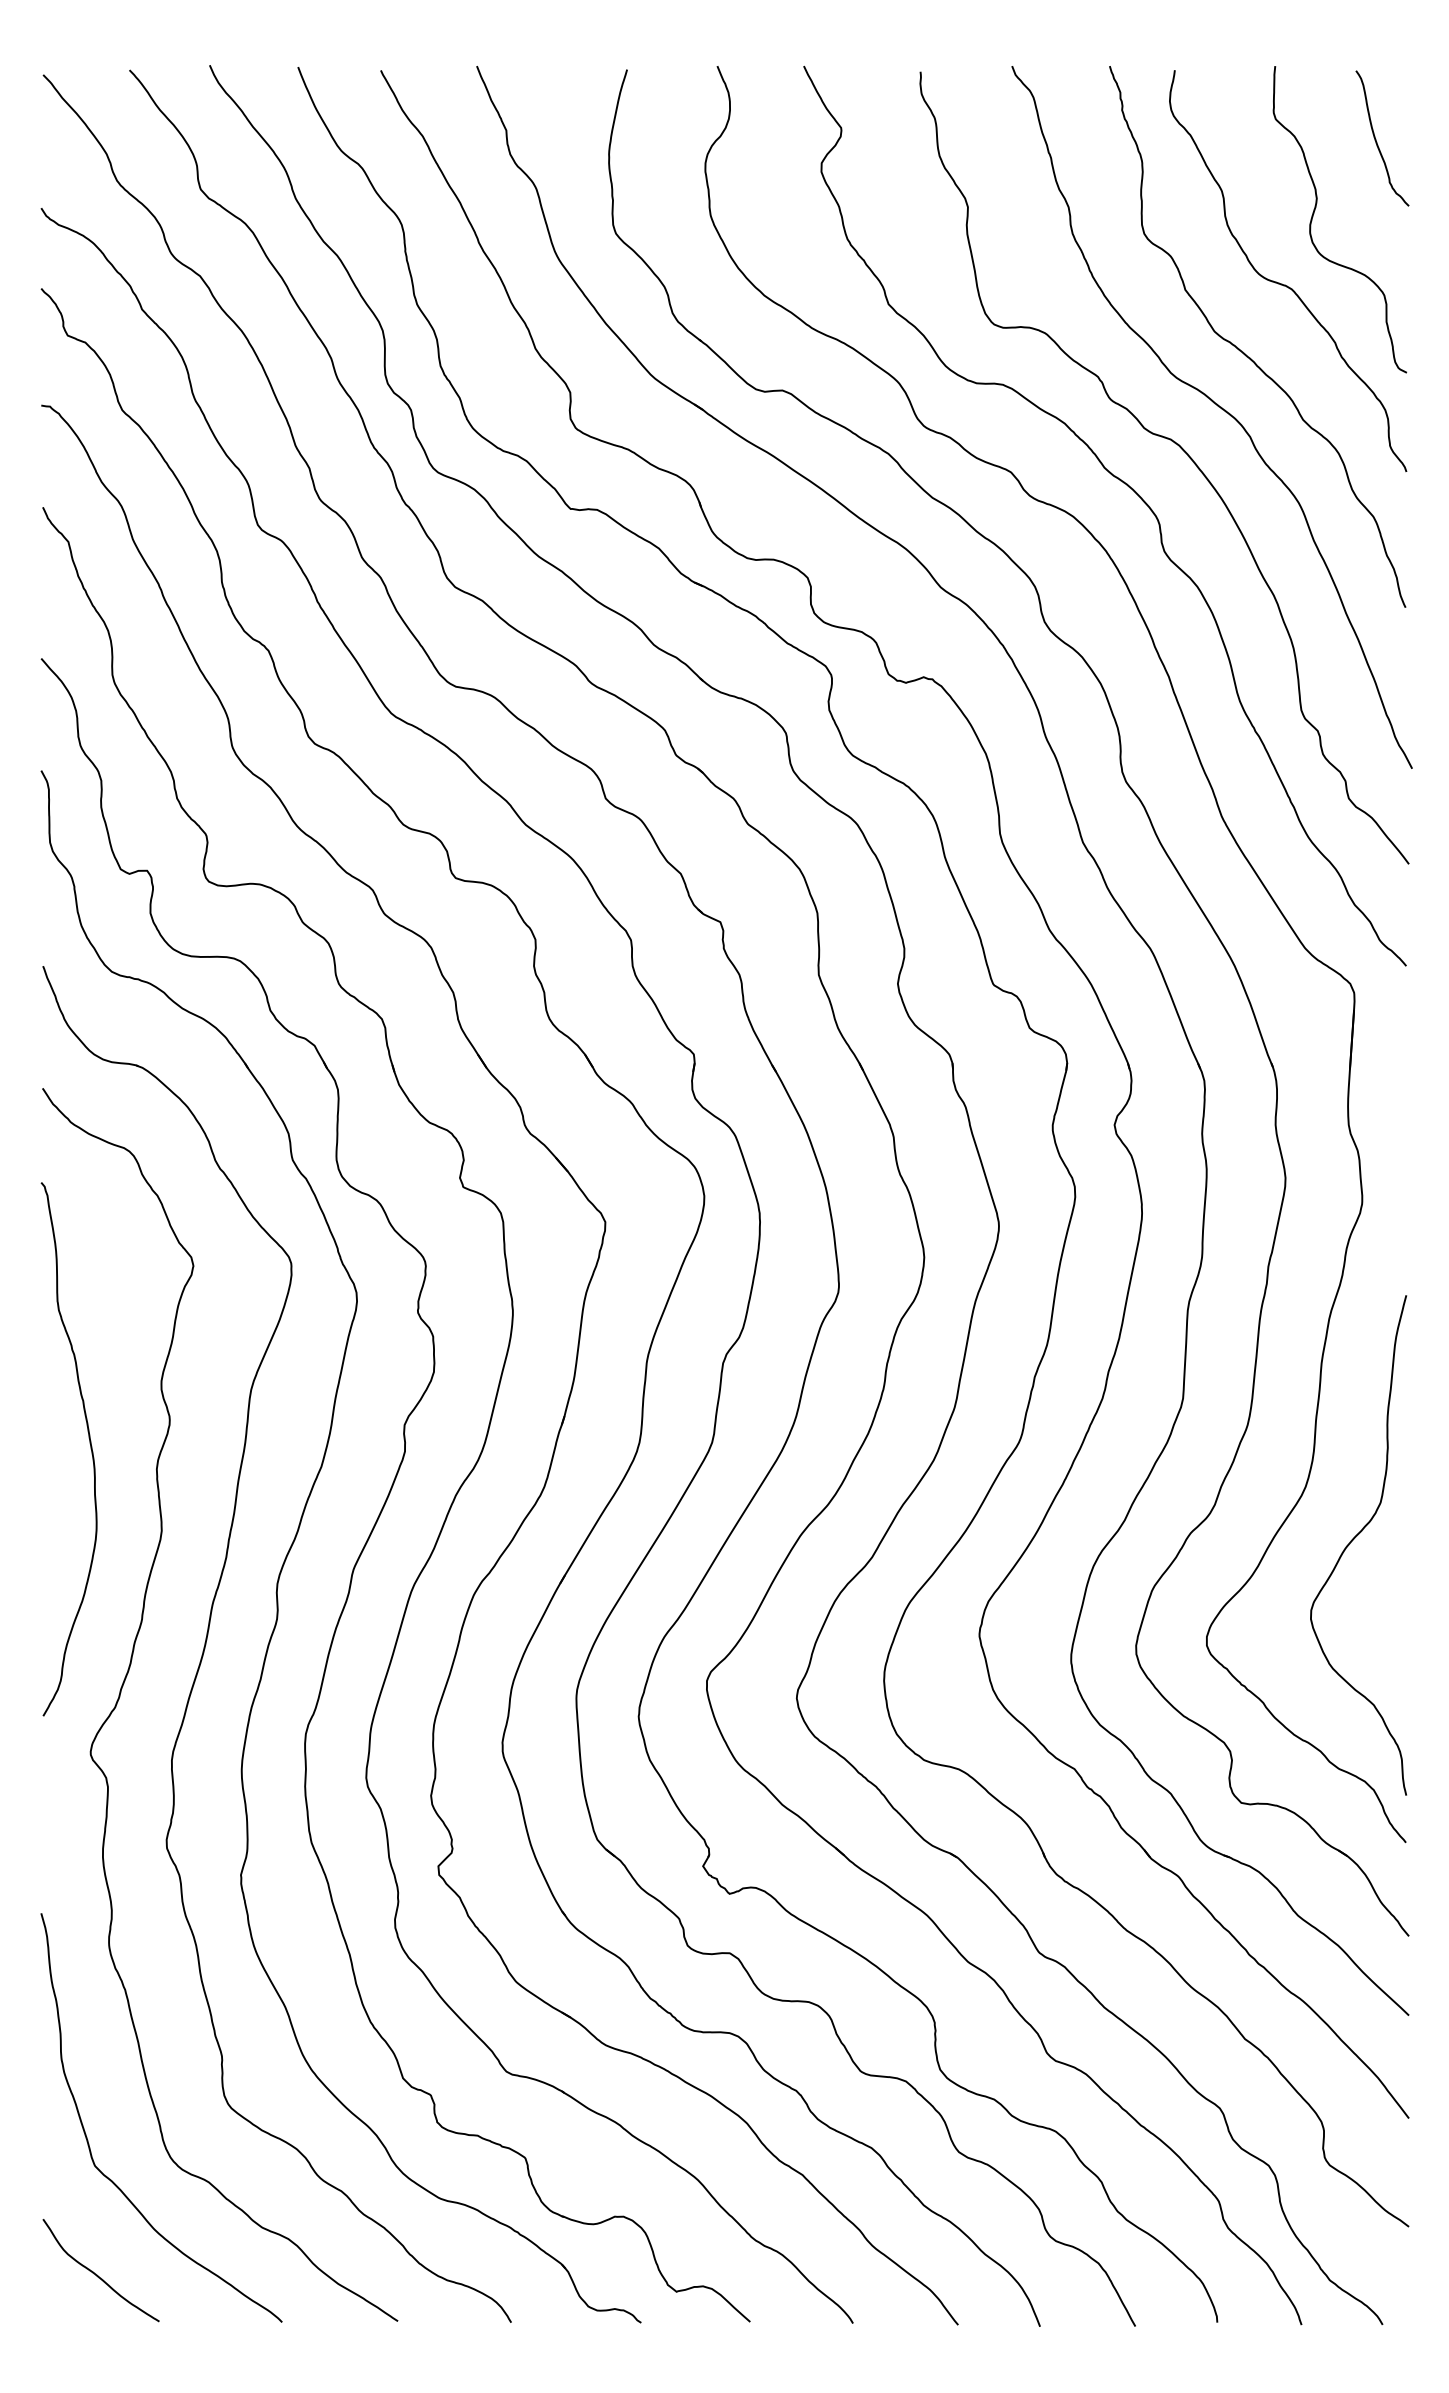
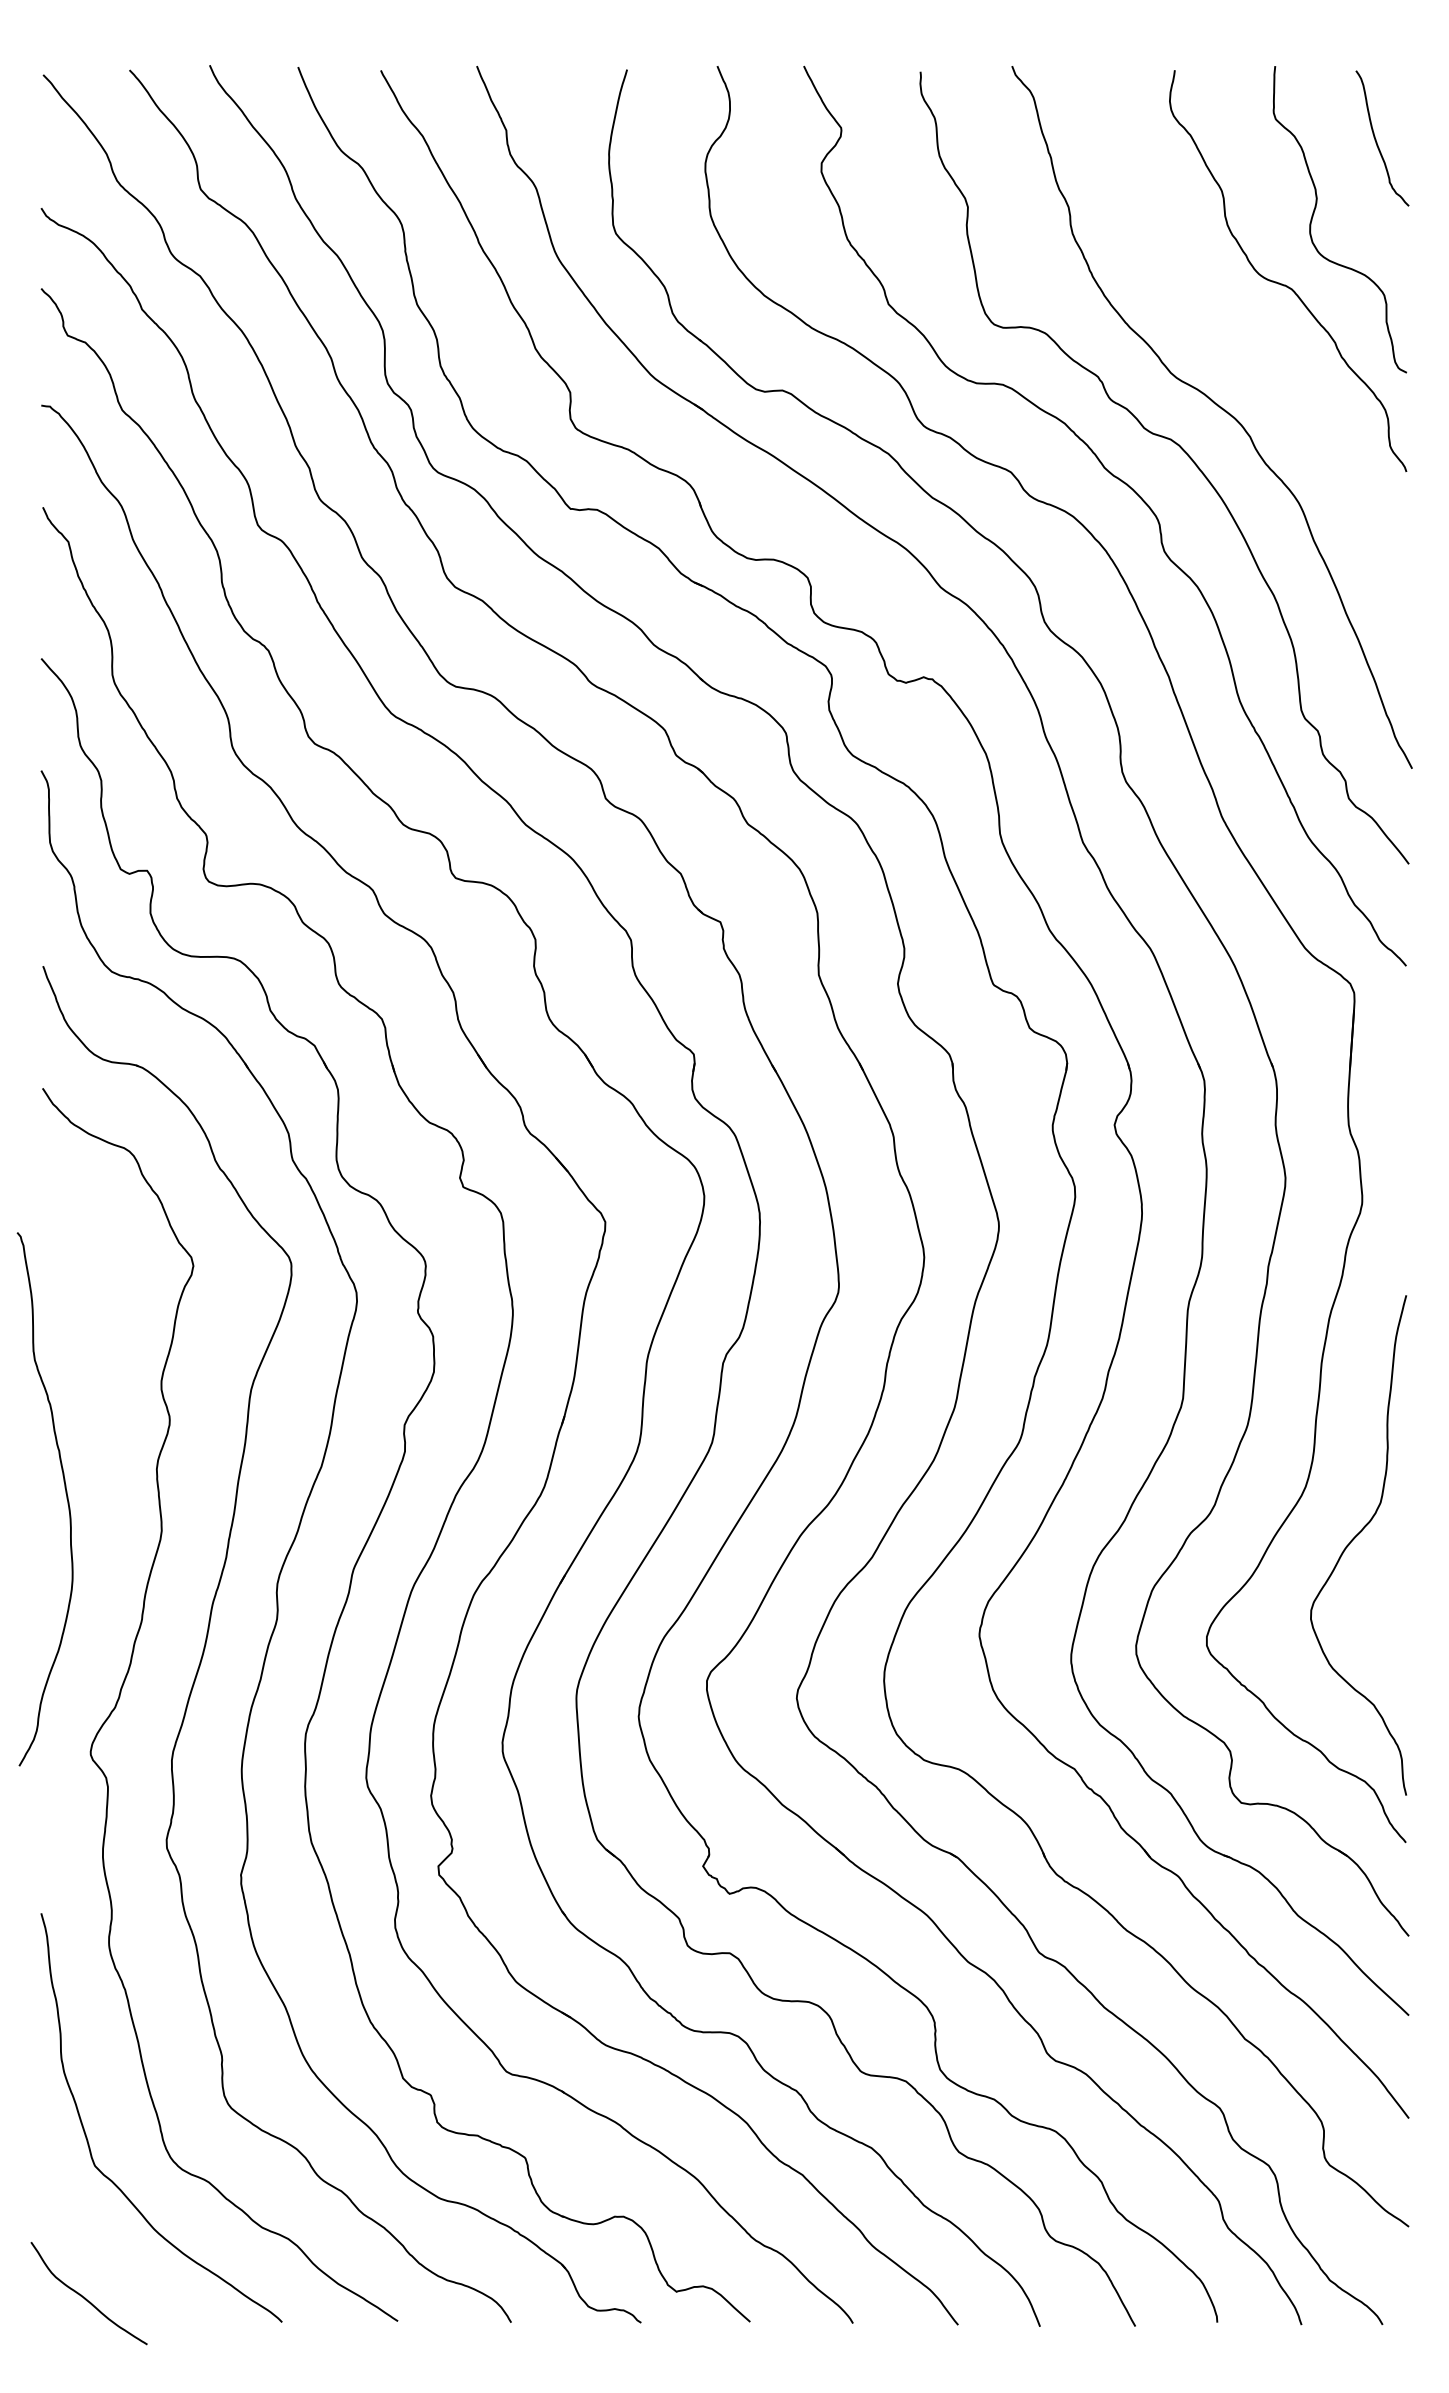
curve: present -> none (1243, 351)
curve position: (89, 1443) -> (65, 1493) (65, 1493)
curve position: (97, 2274) -> (85, 2297) (85, 2297)
